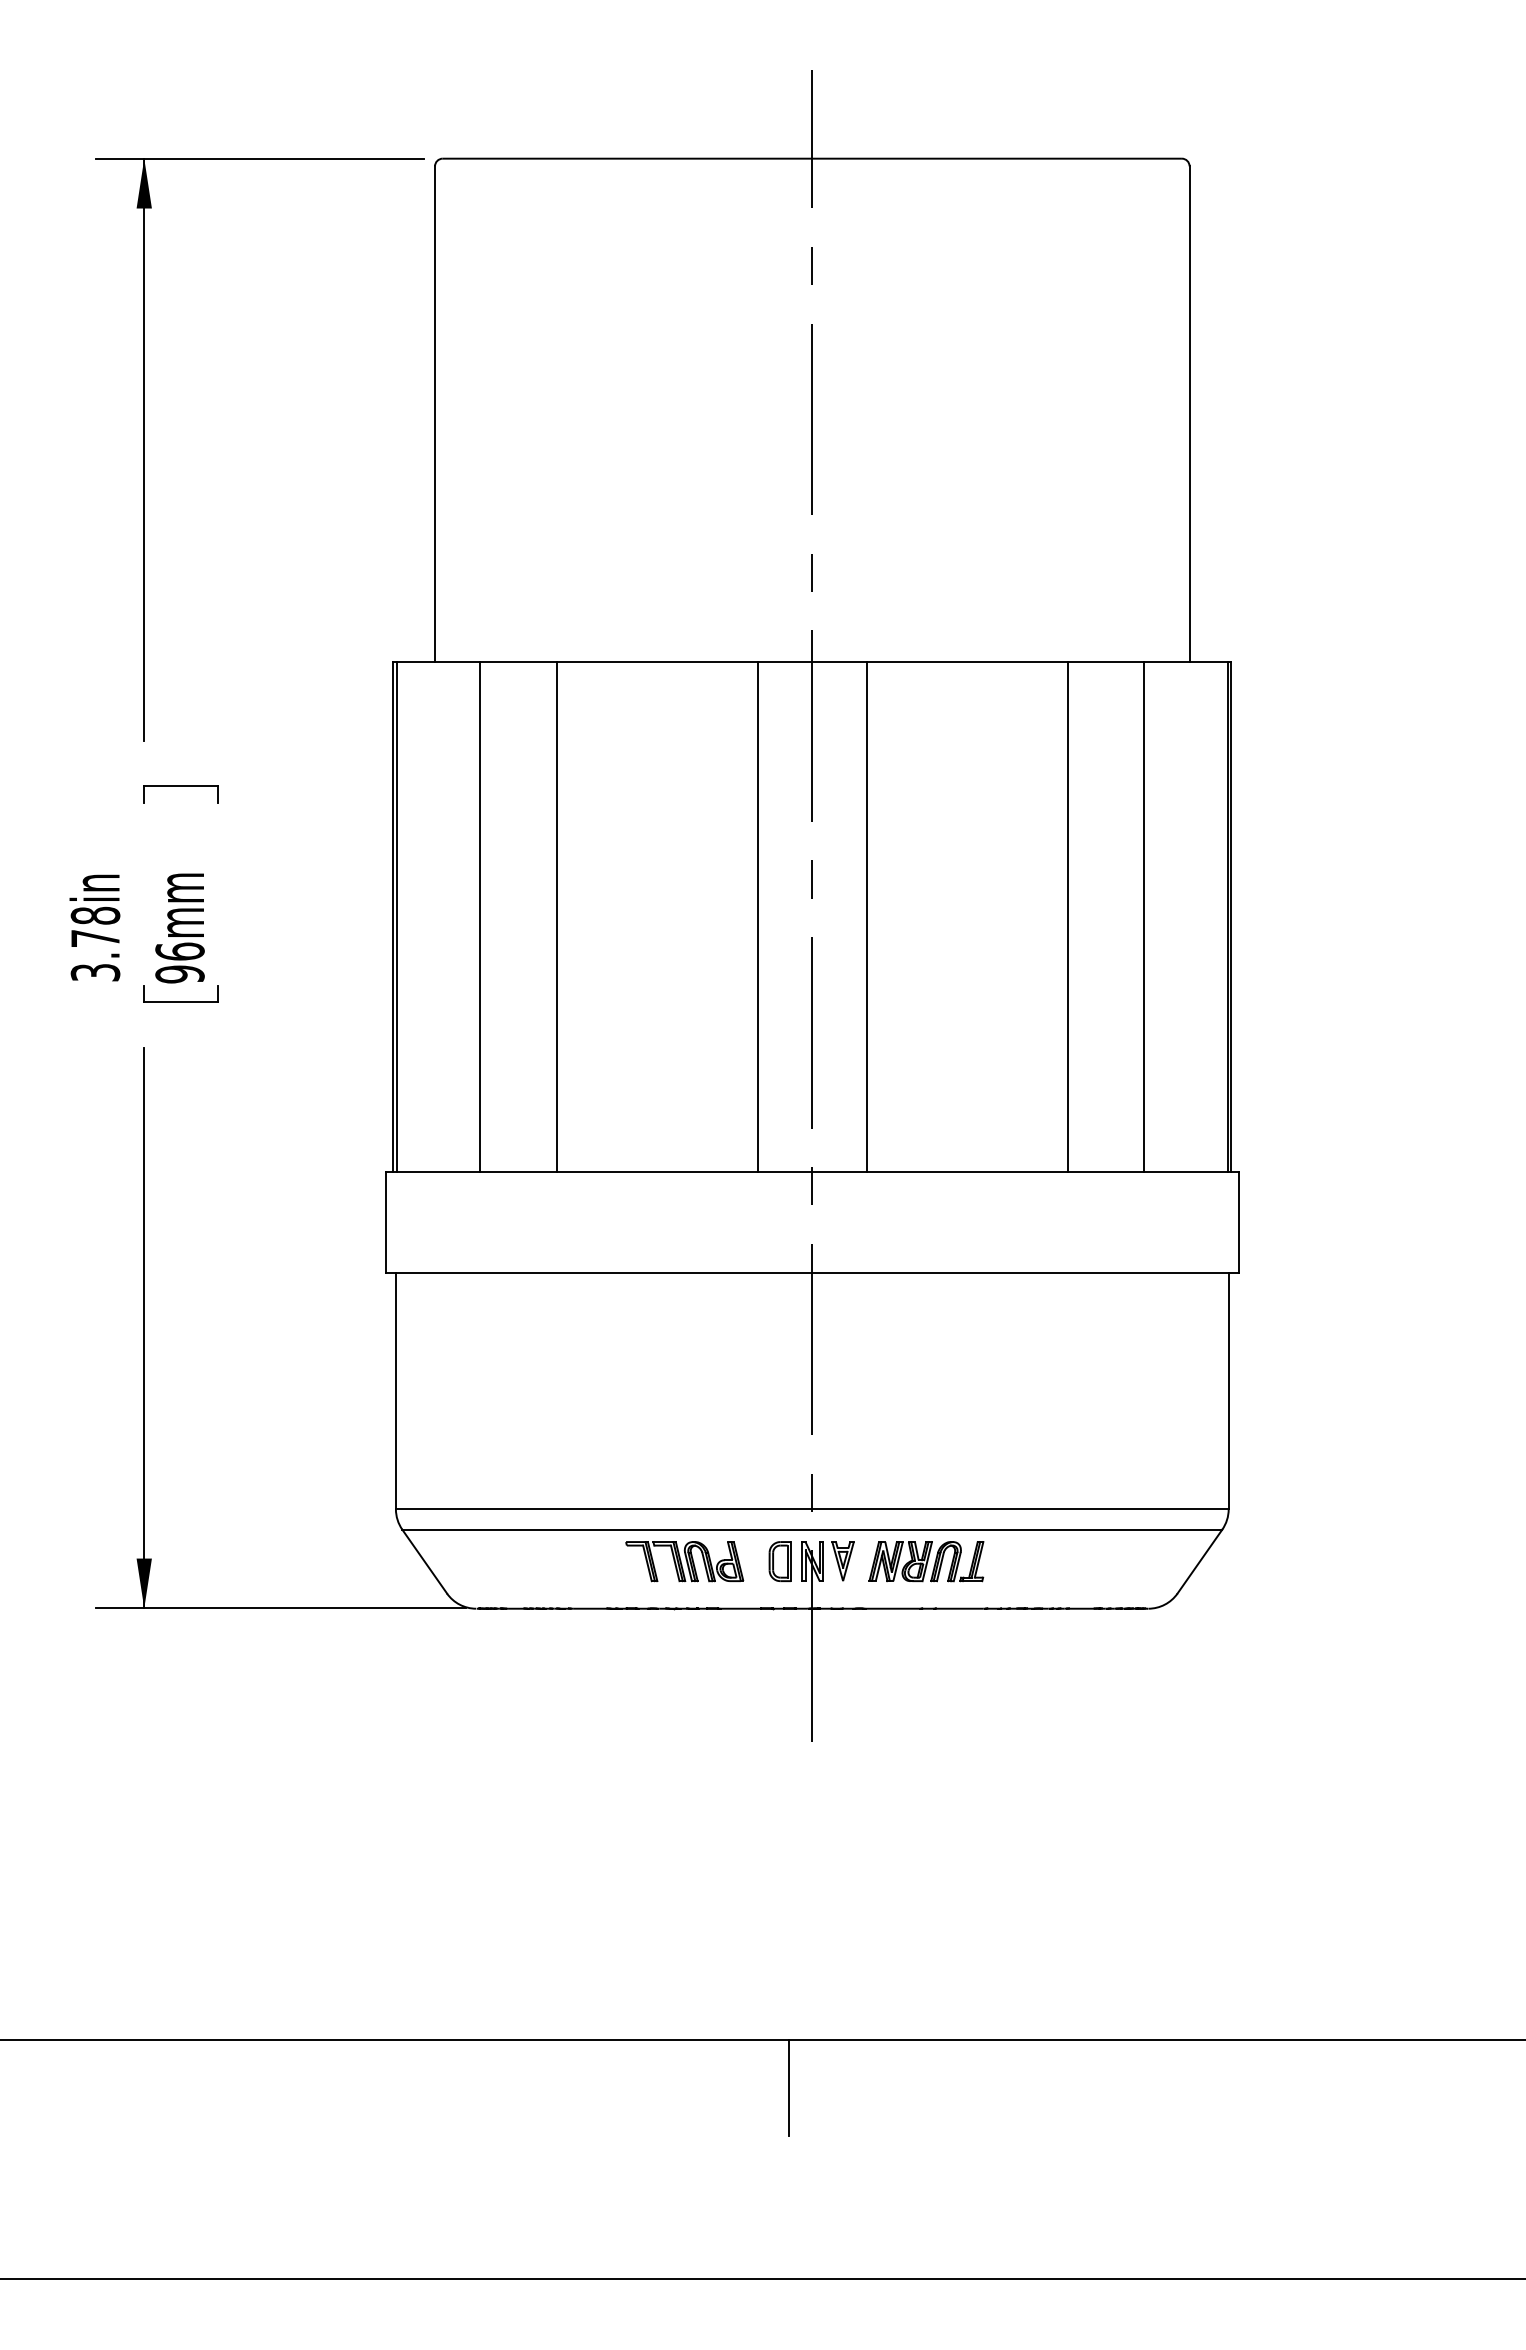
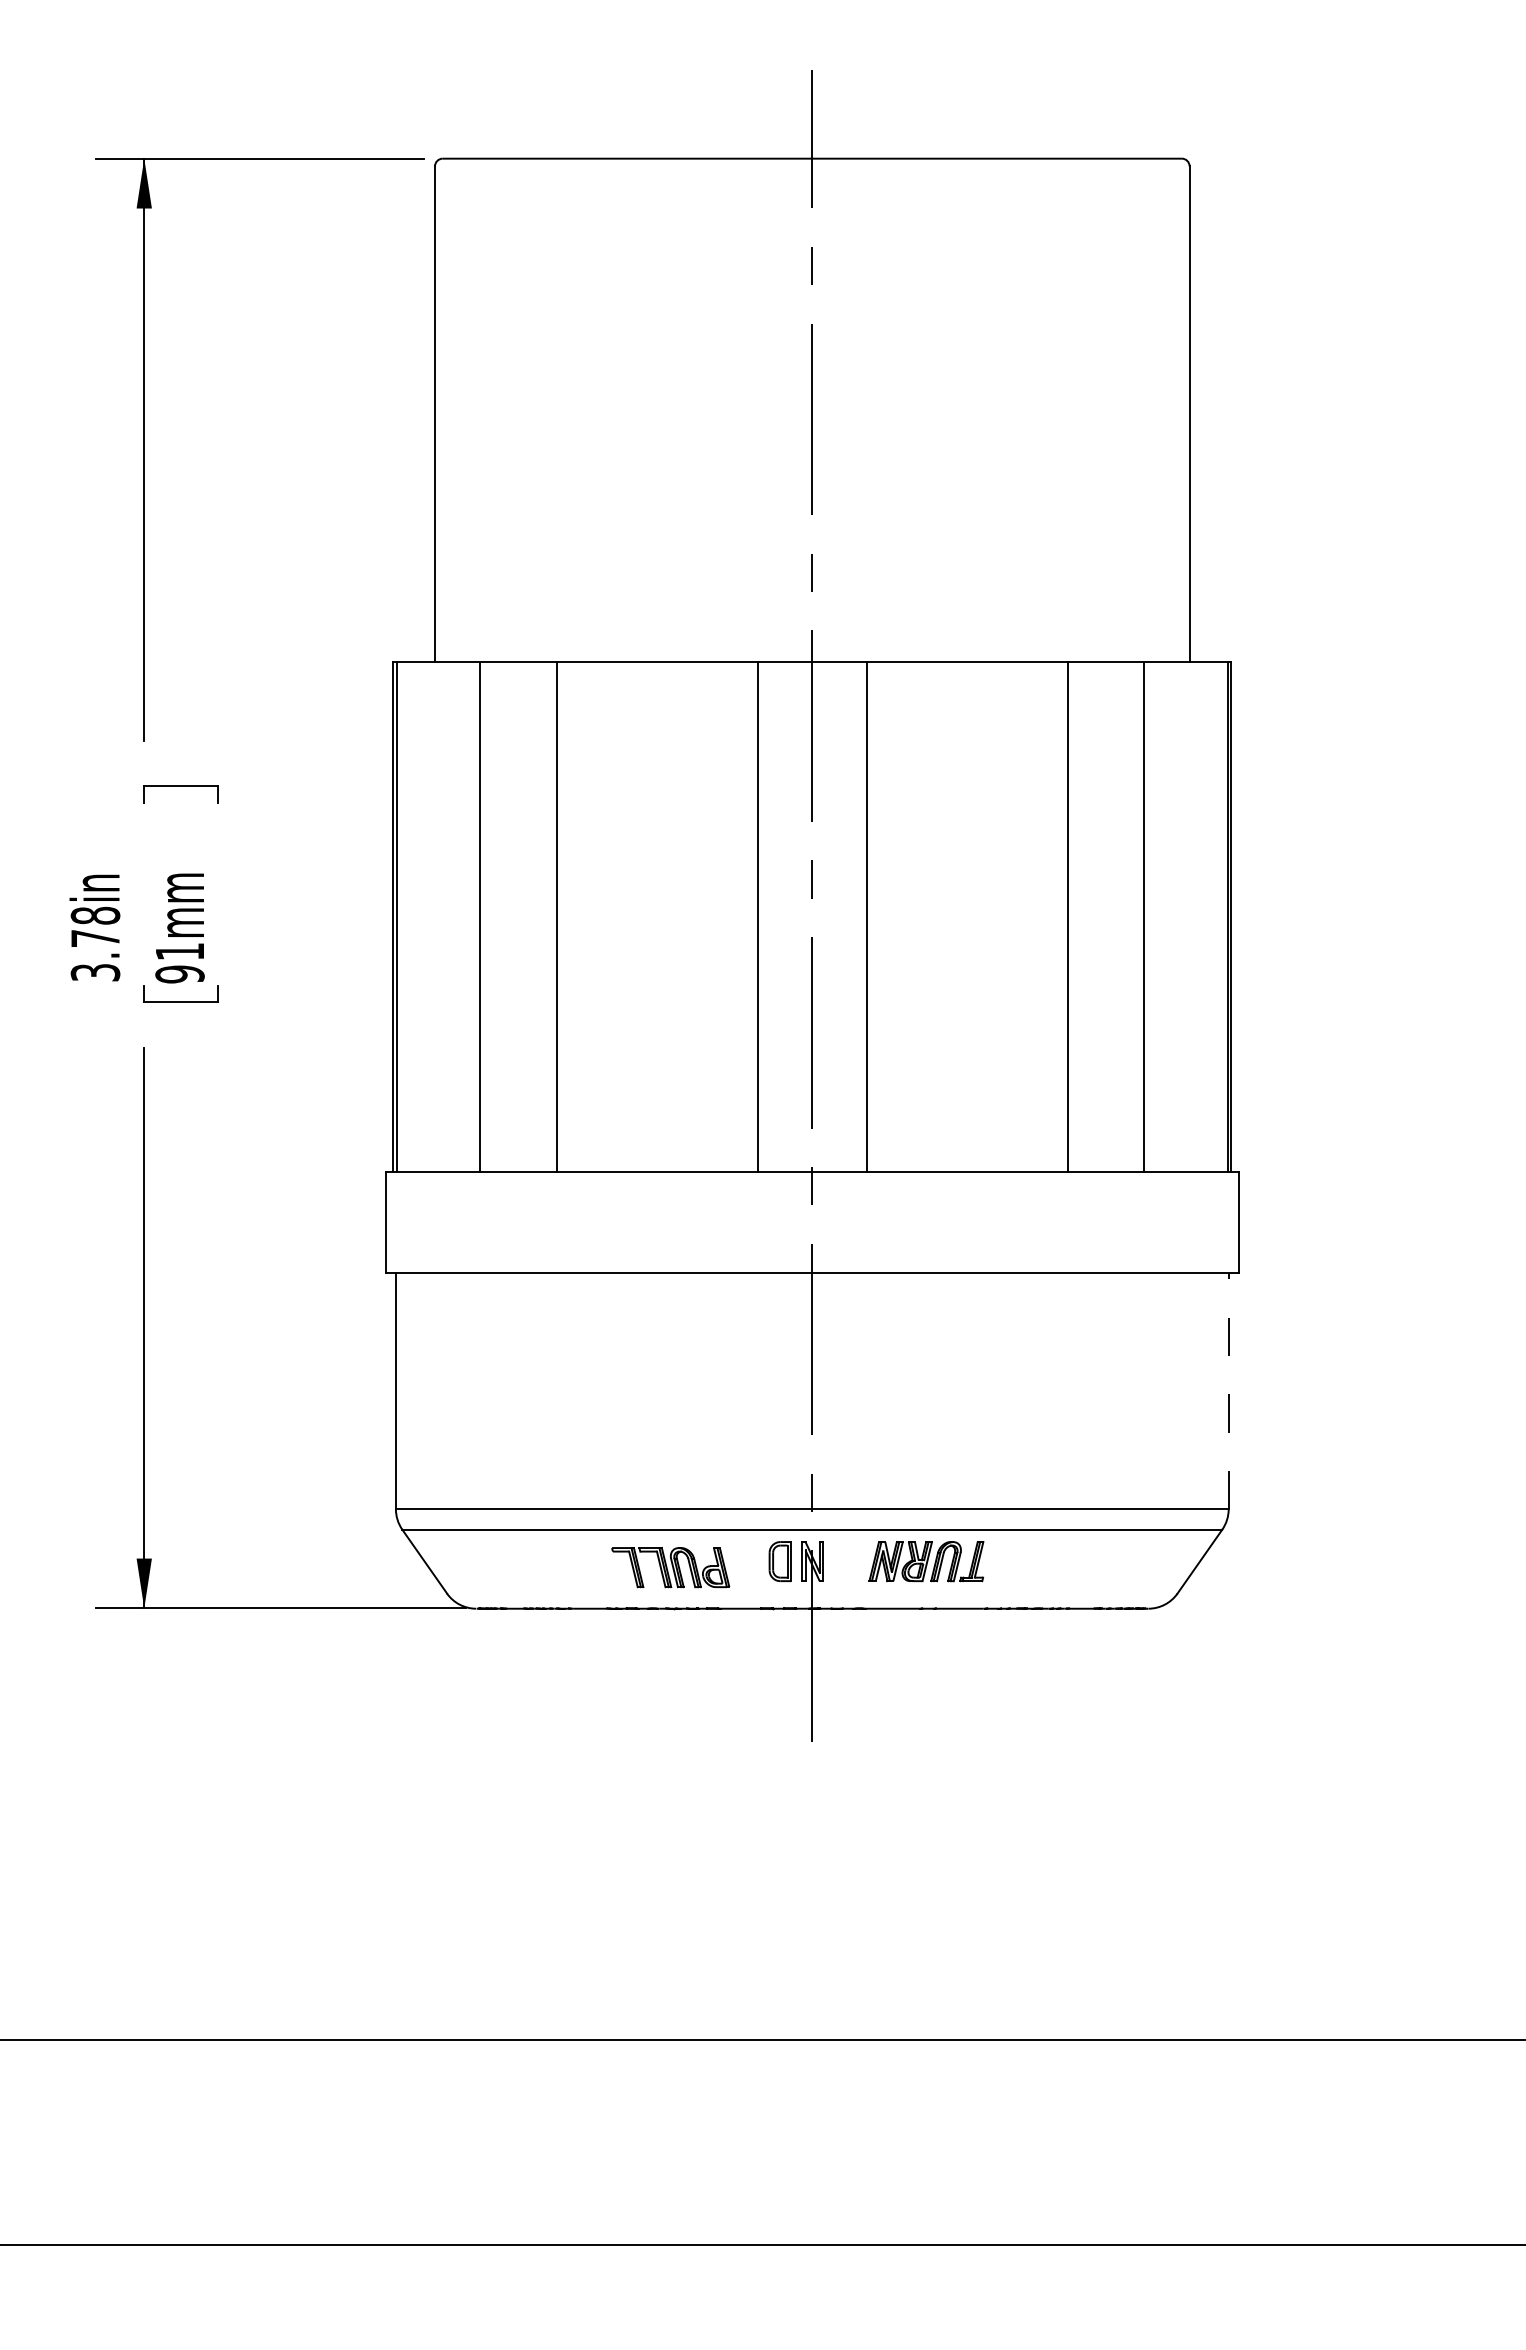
text: 96mm -> 91mm (179, 951)
line: solid -> dashed (1228, 1390)
part position: (684, 1561) -> (670, 1567) (670, 1567)
part: present -> none (842, 1561)
line: present -> none (789, 2087)
line position: (762, 2279) -> (762, 2245) (762, 2245)
